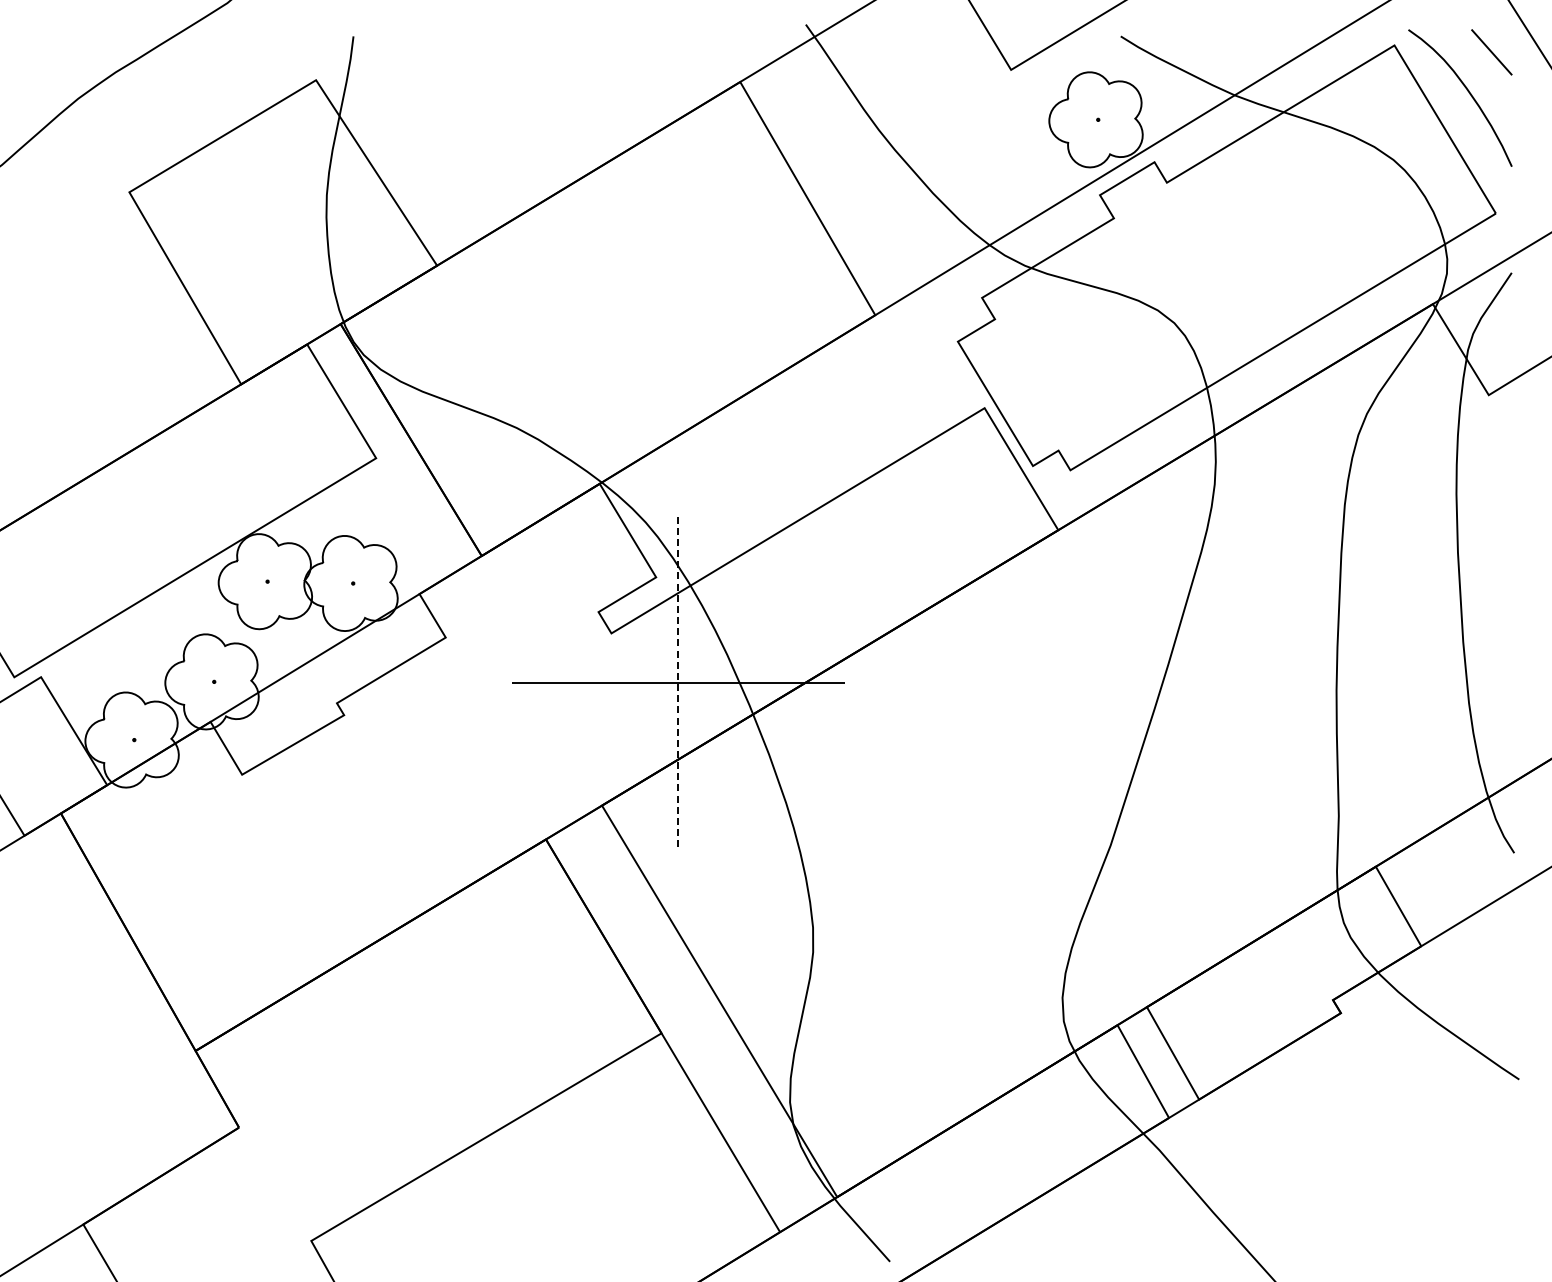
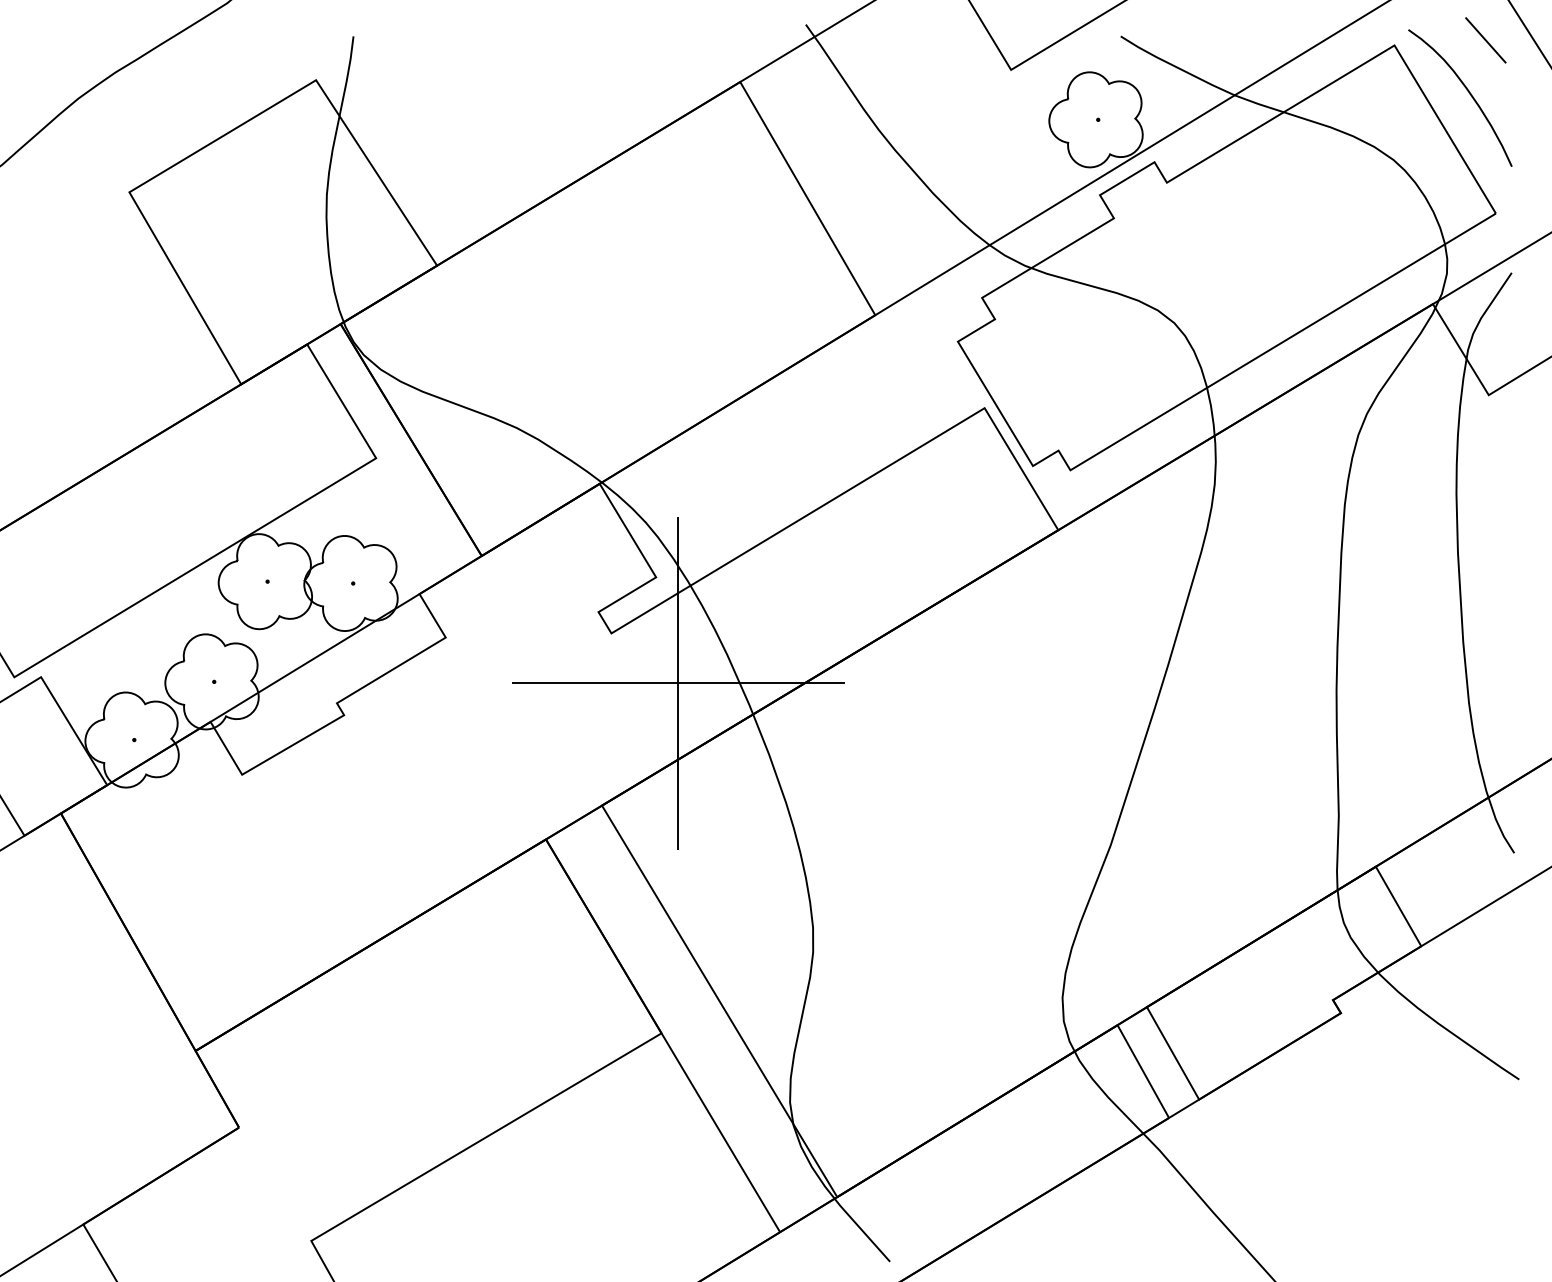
line position: (1491, 52) -> (1485, 40) (1485, 40)
line: dashed -> solid (678, 683)
